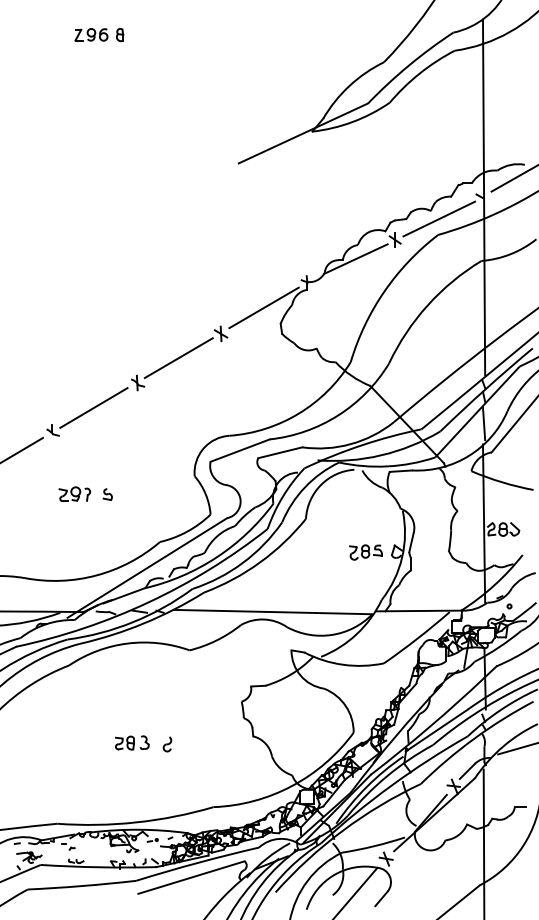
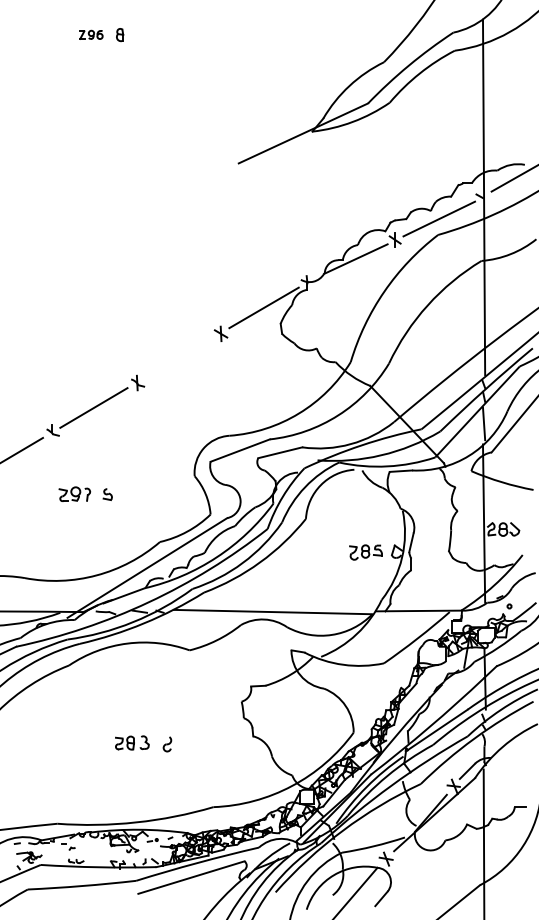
part size: 35x14 px -> 25x11 px (91, 34)
line: present -> none (178, 357)
line: present -> none (516, 748)
